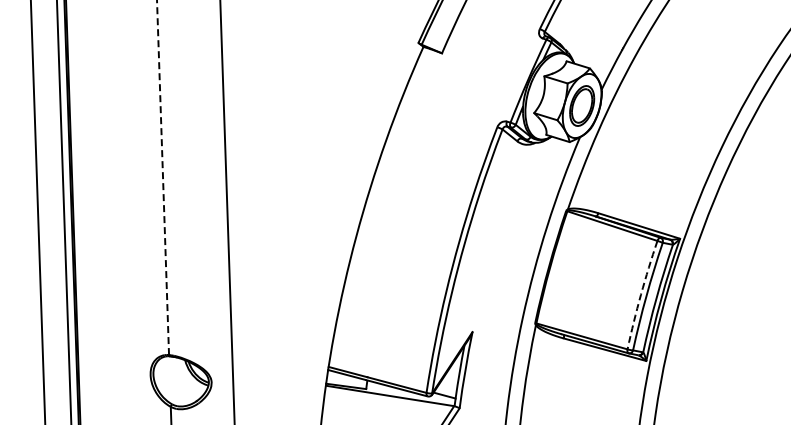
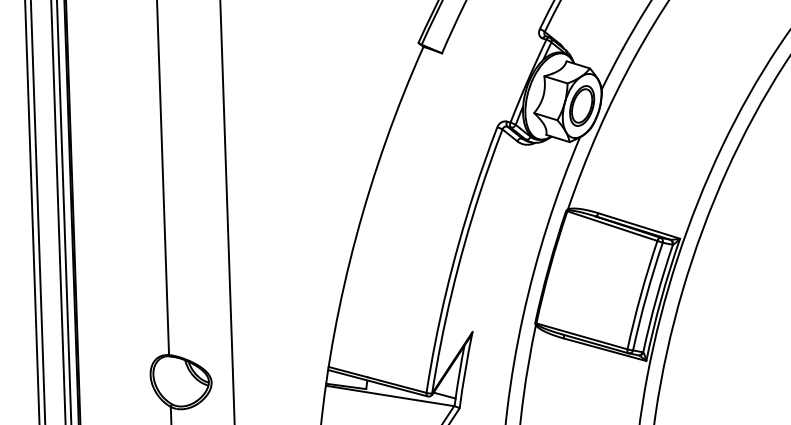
line: dashed -> solid (163, 177)
line: none -> present (32, 211)
line: none -> present (58, 211)
arc: dashed -> solid (640, 294)
